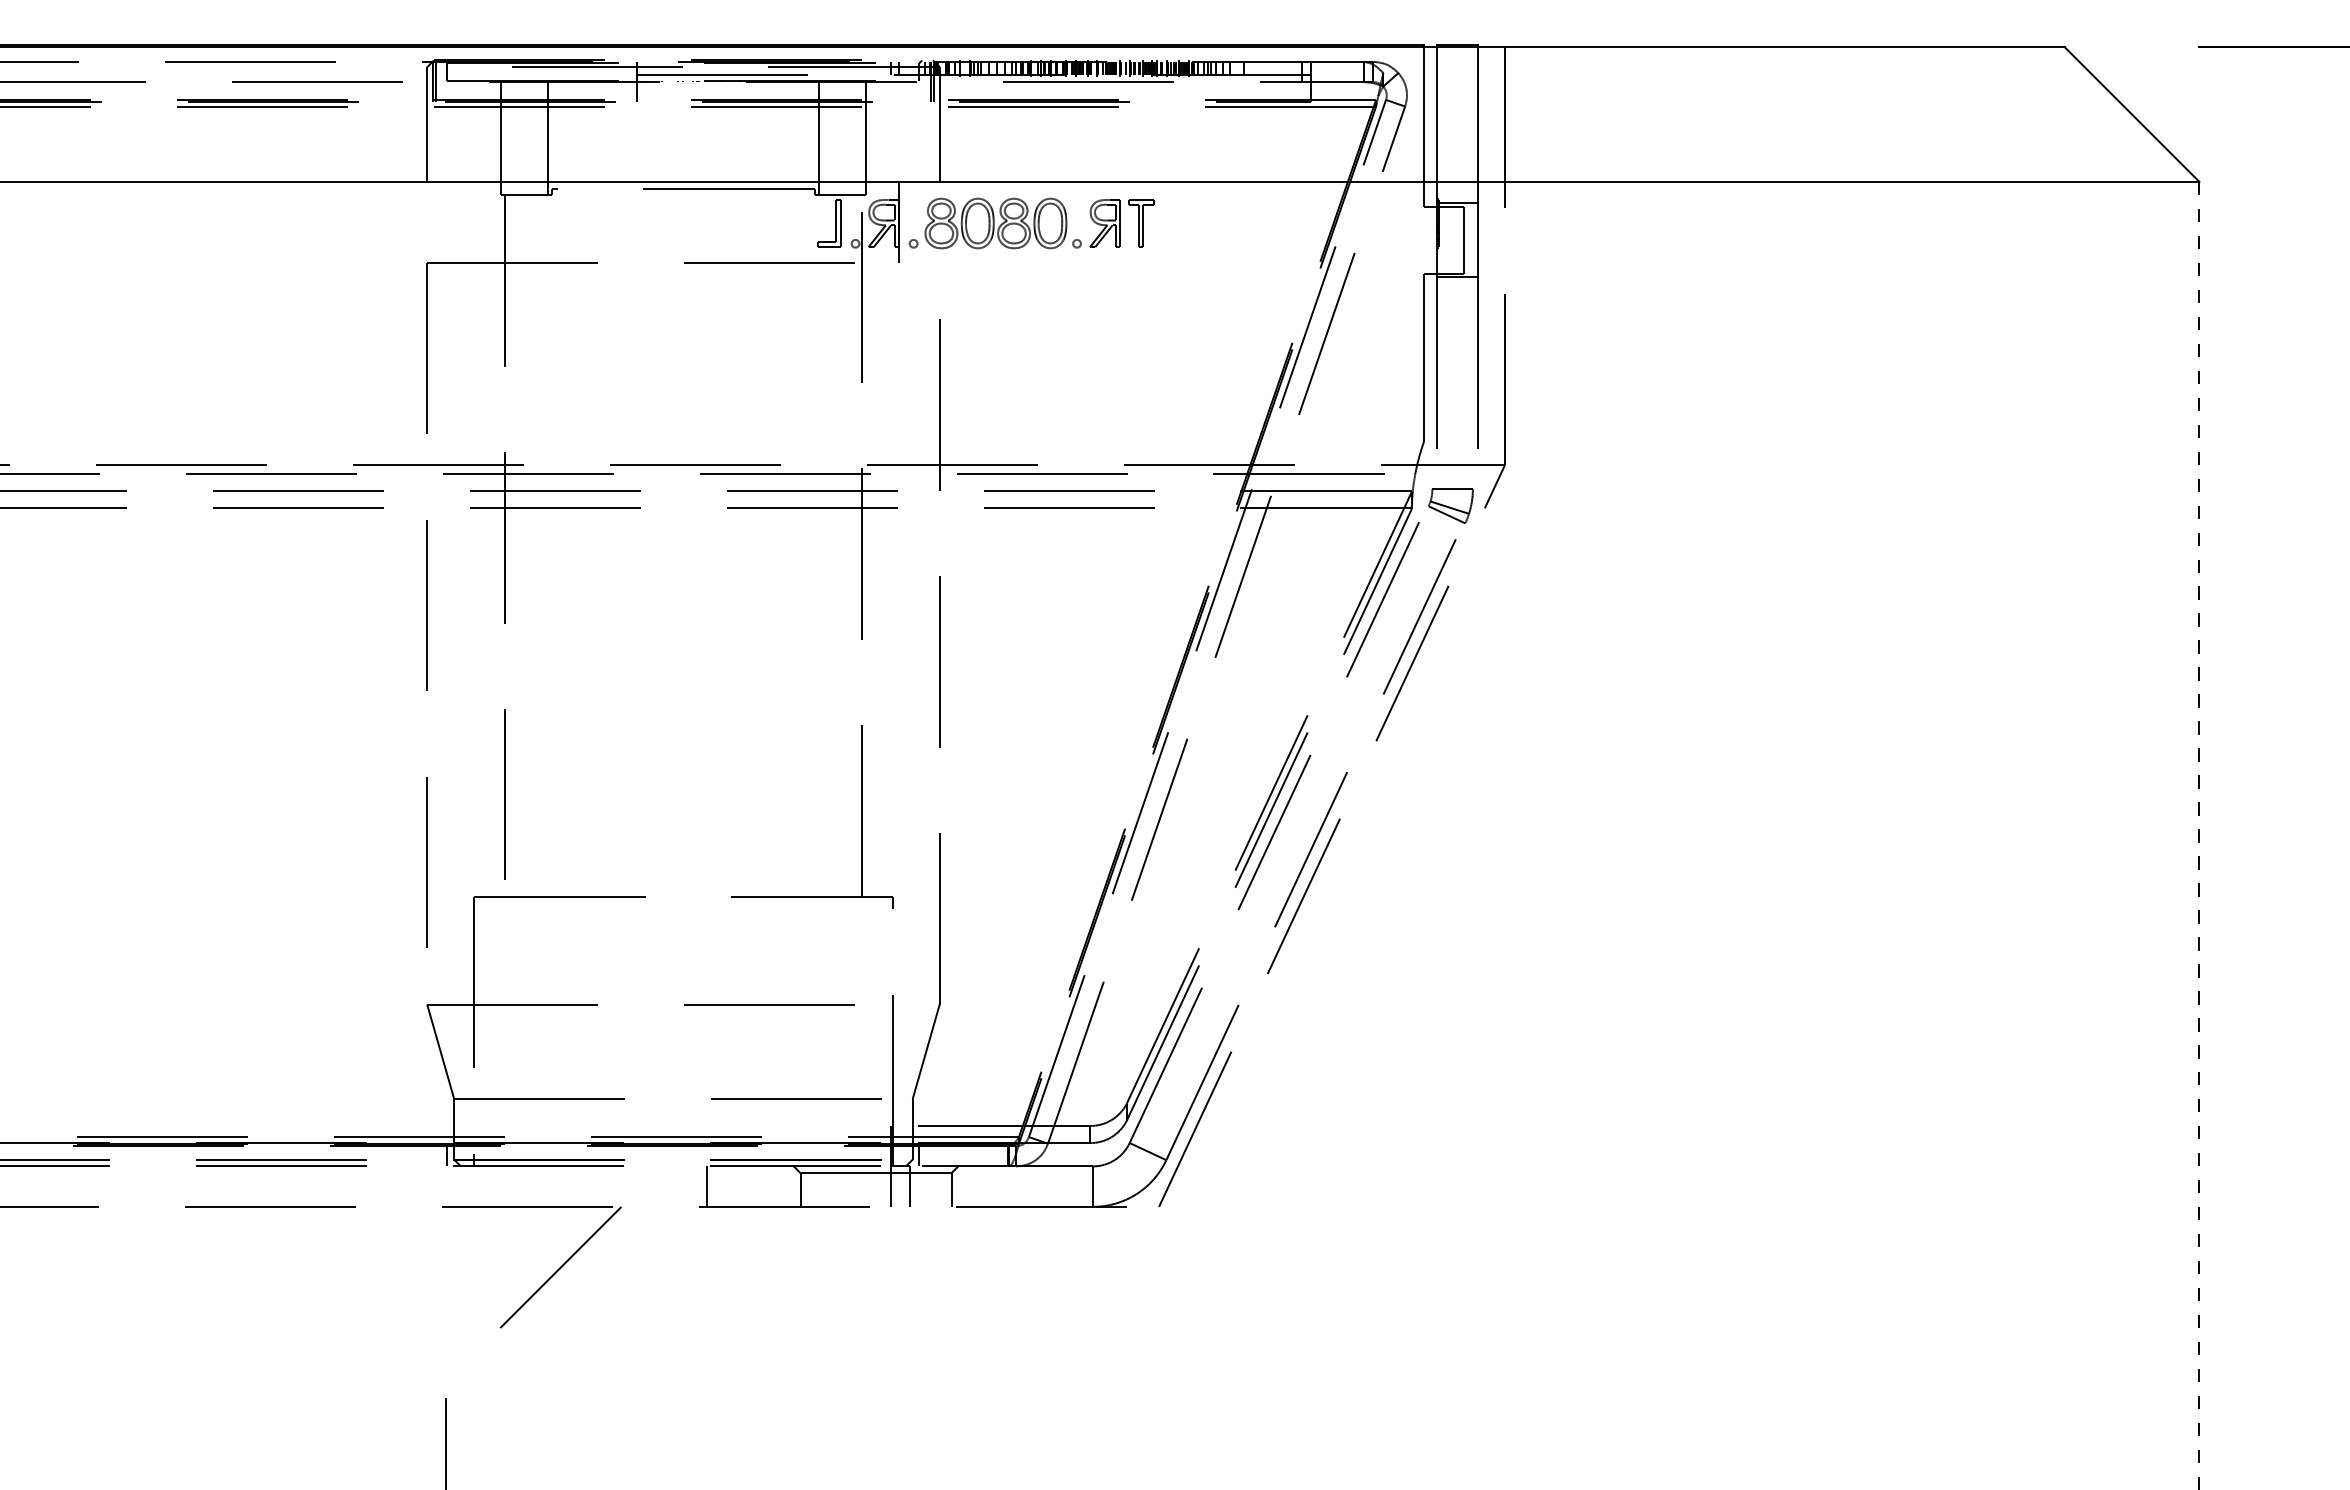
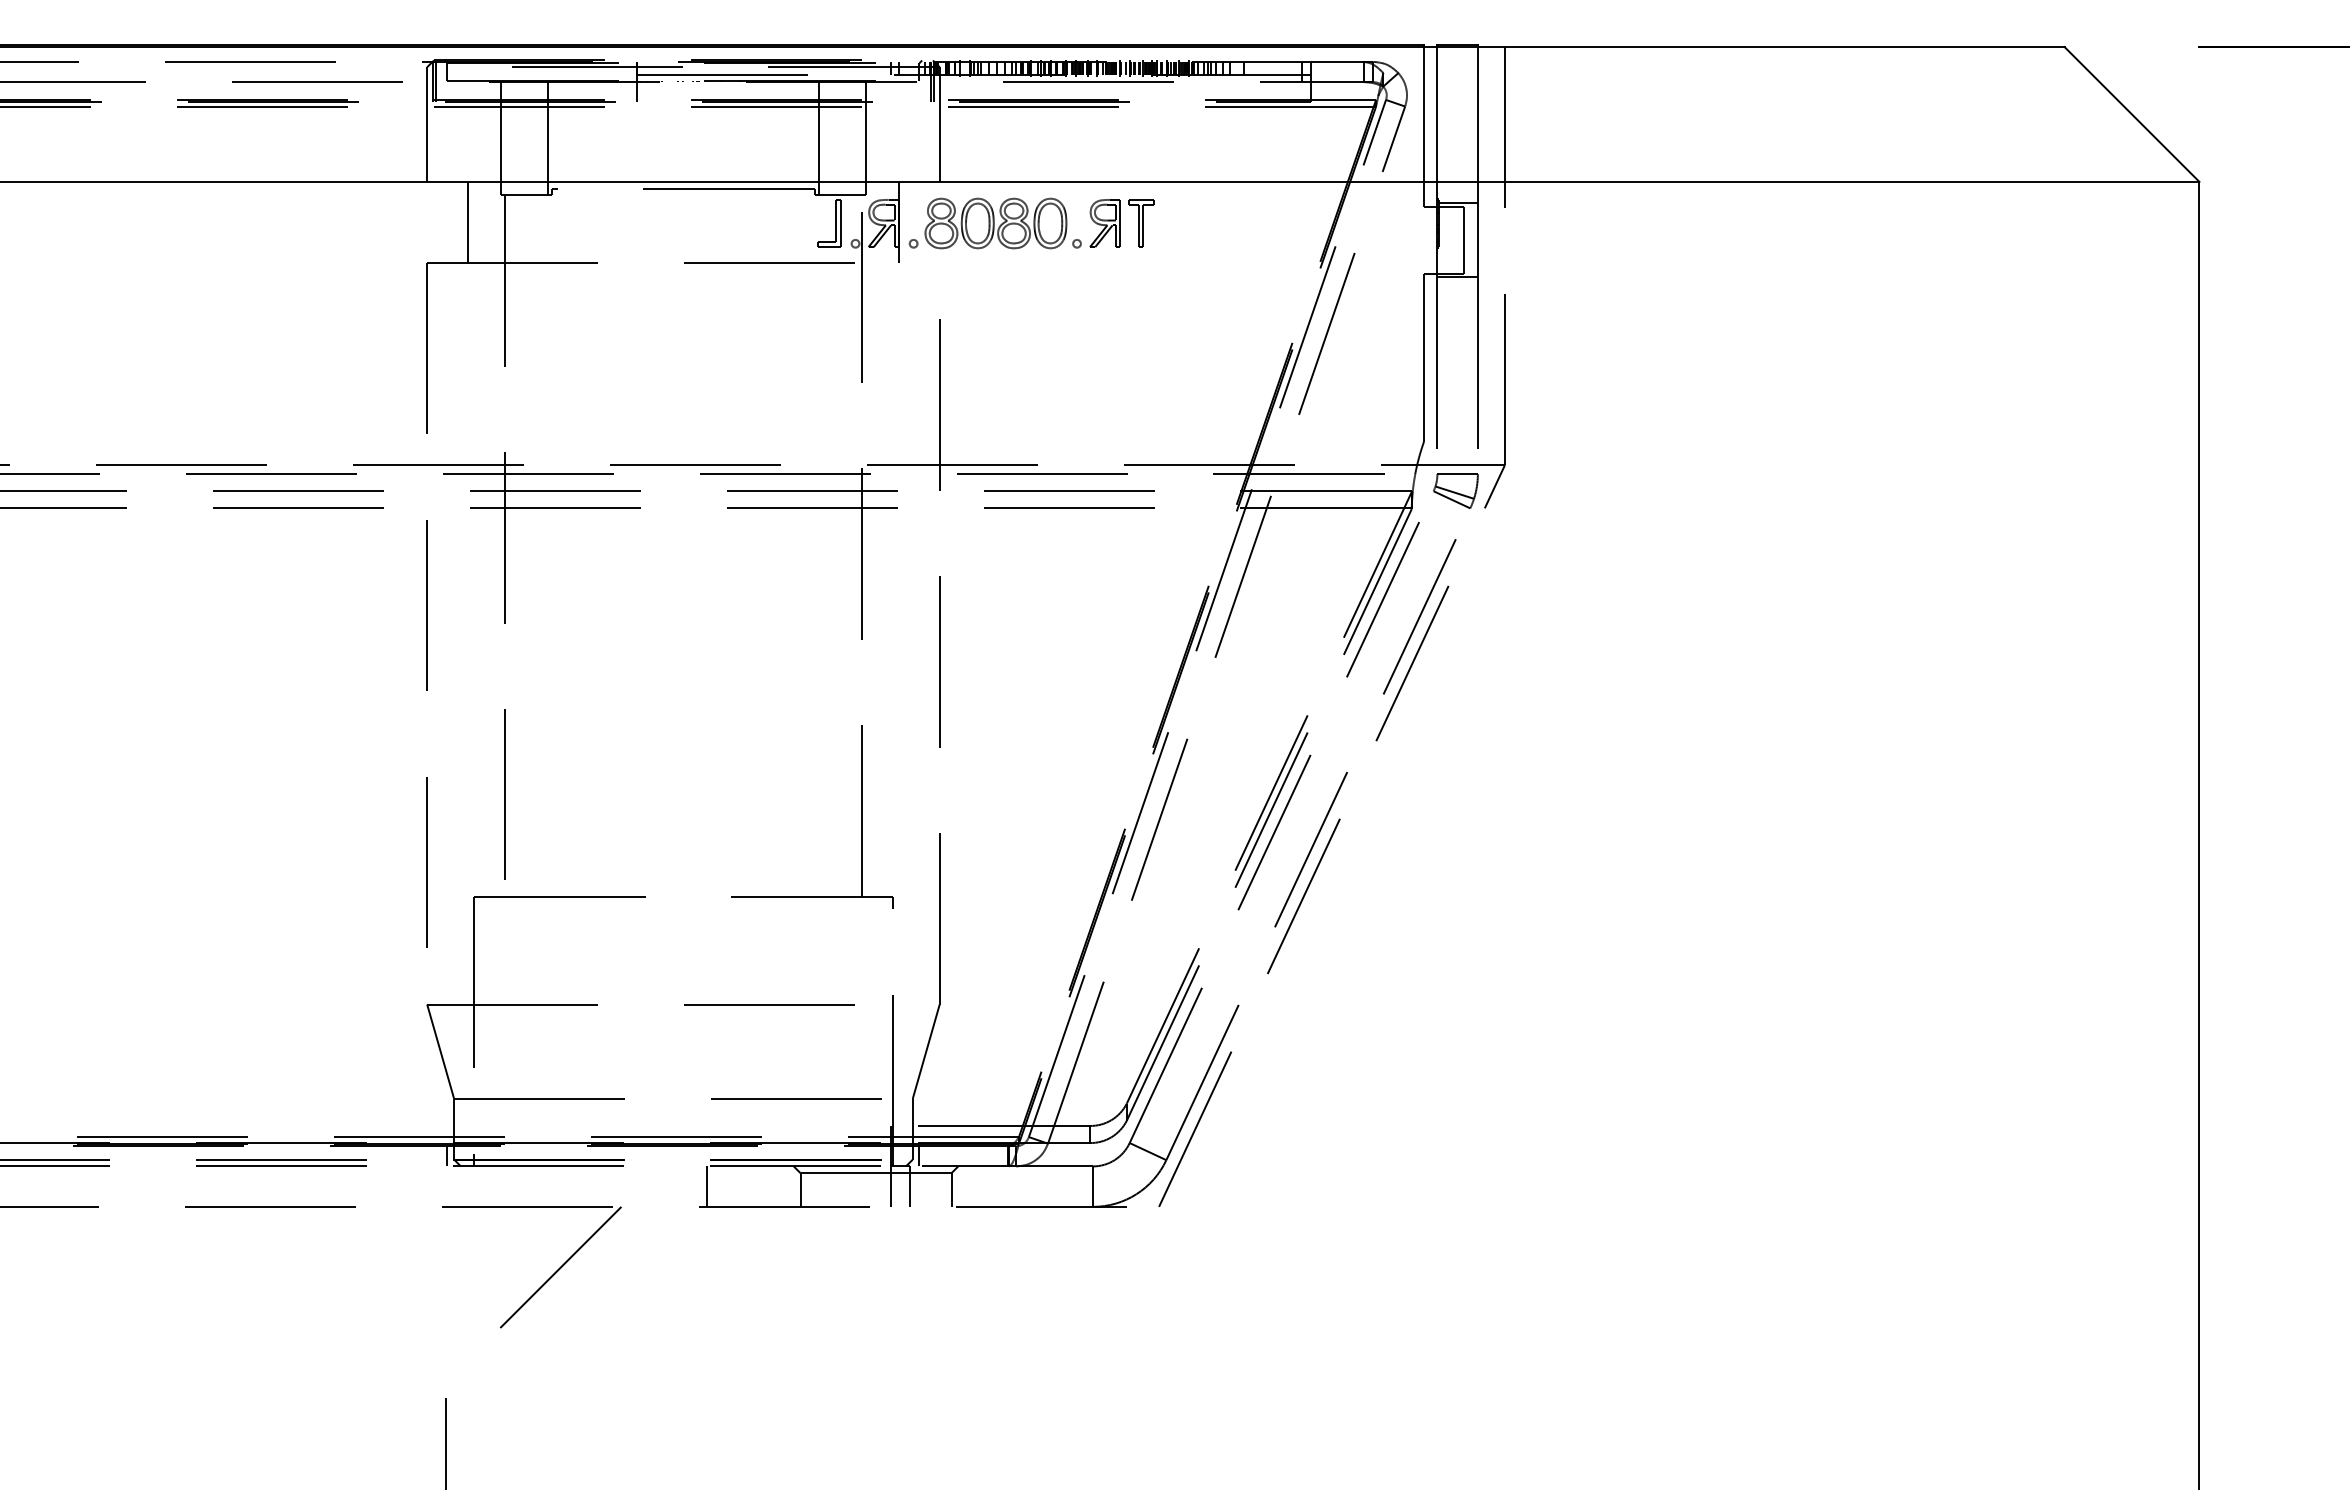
line: none -> present (467, 221)
part position: (1450, 505) -> (1455, 490) (1455, 490)
line: dashed -> solid (2199, 835)
